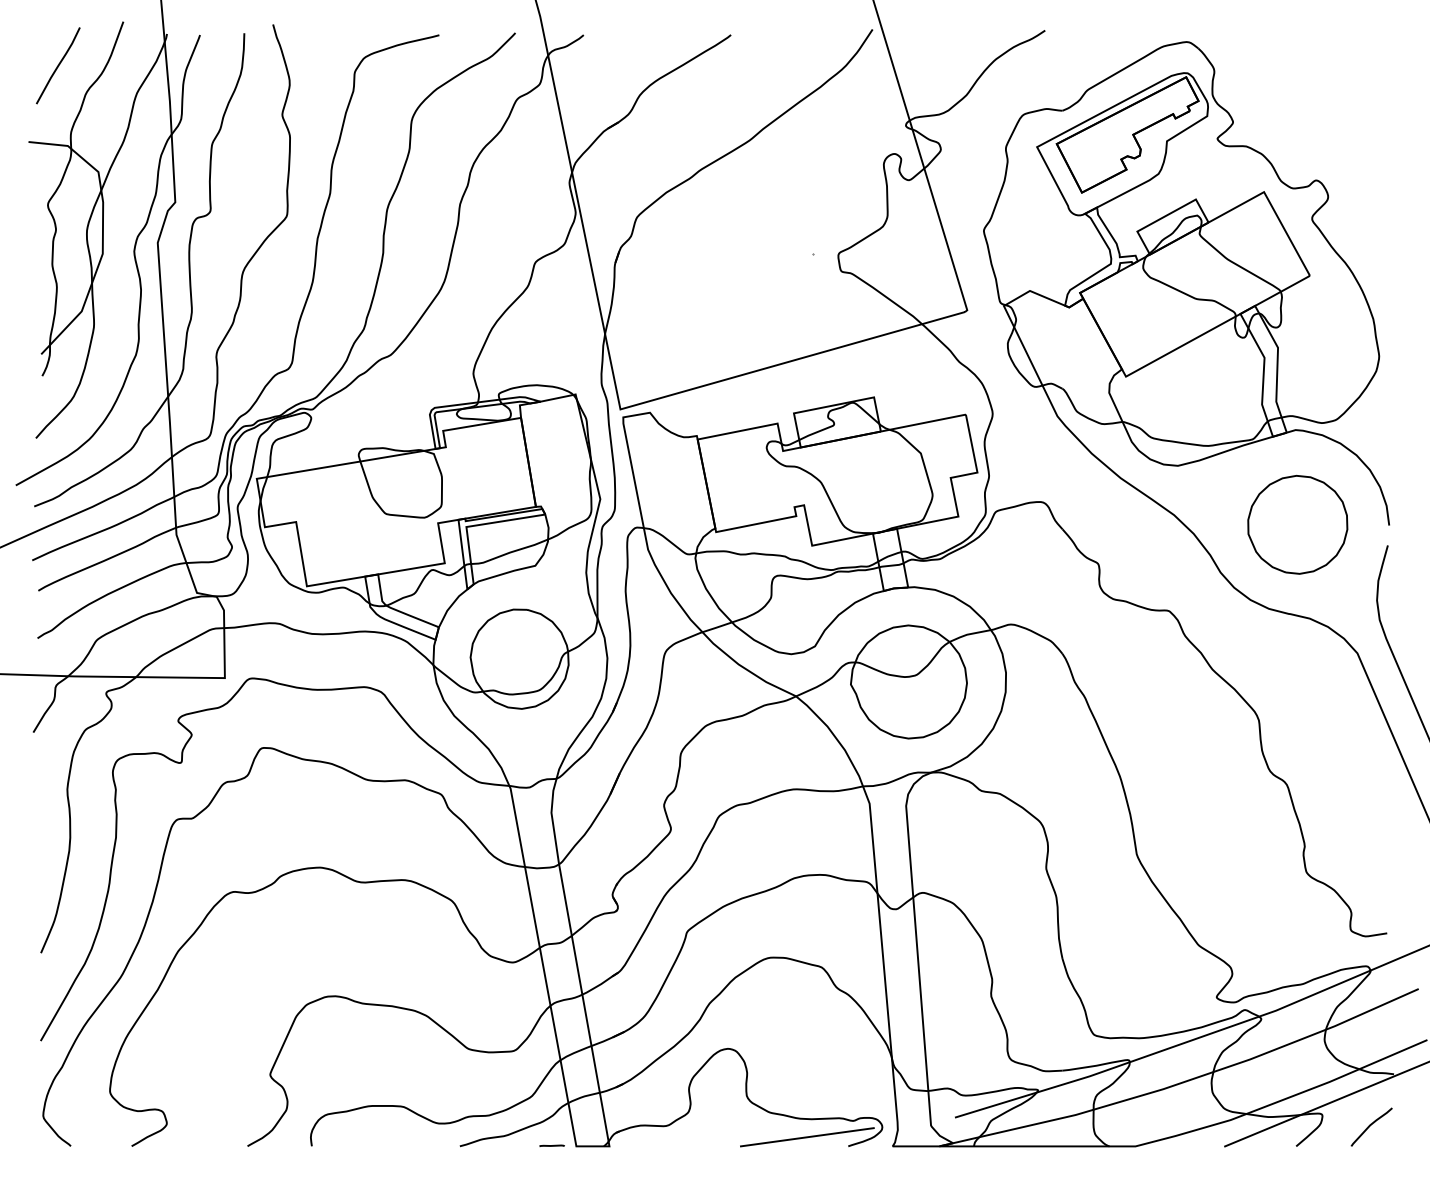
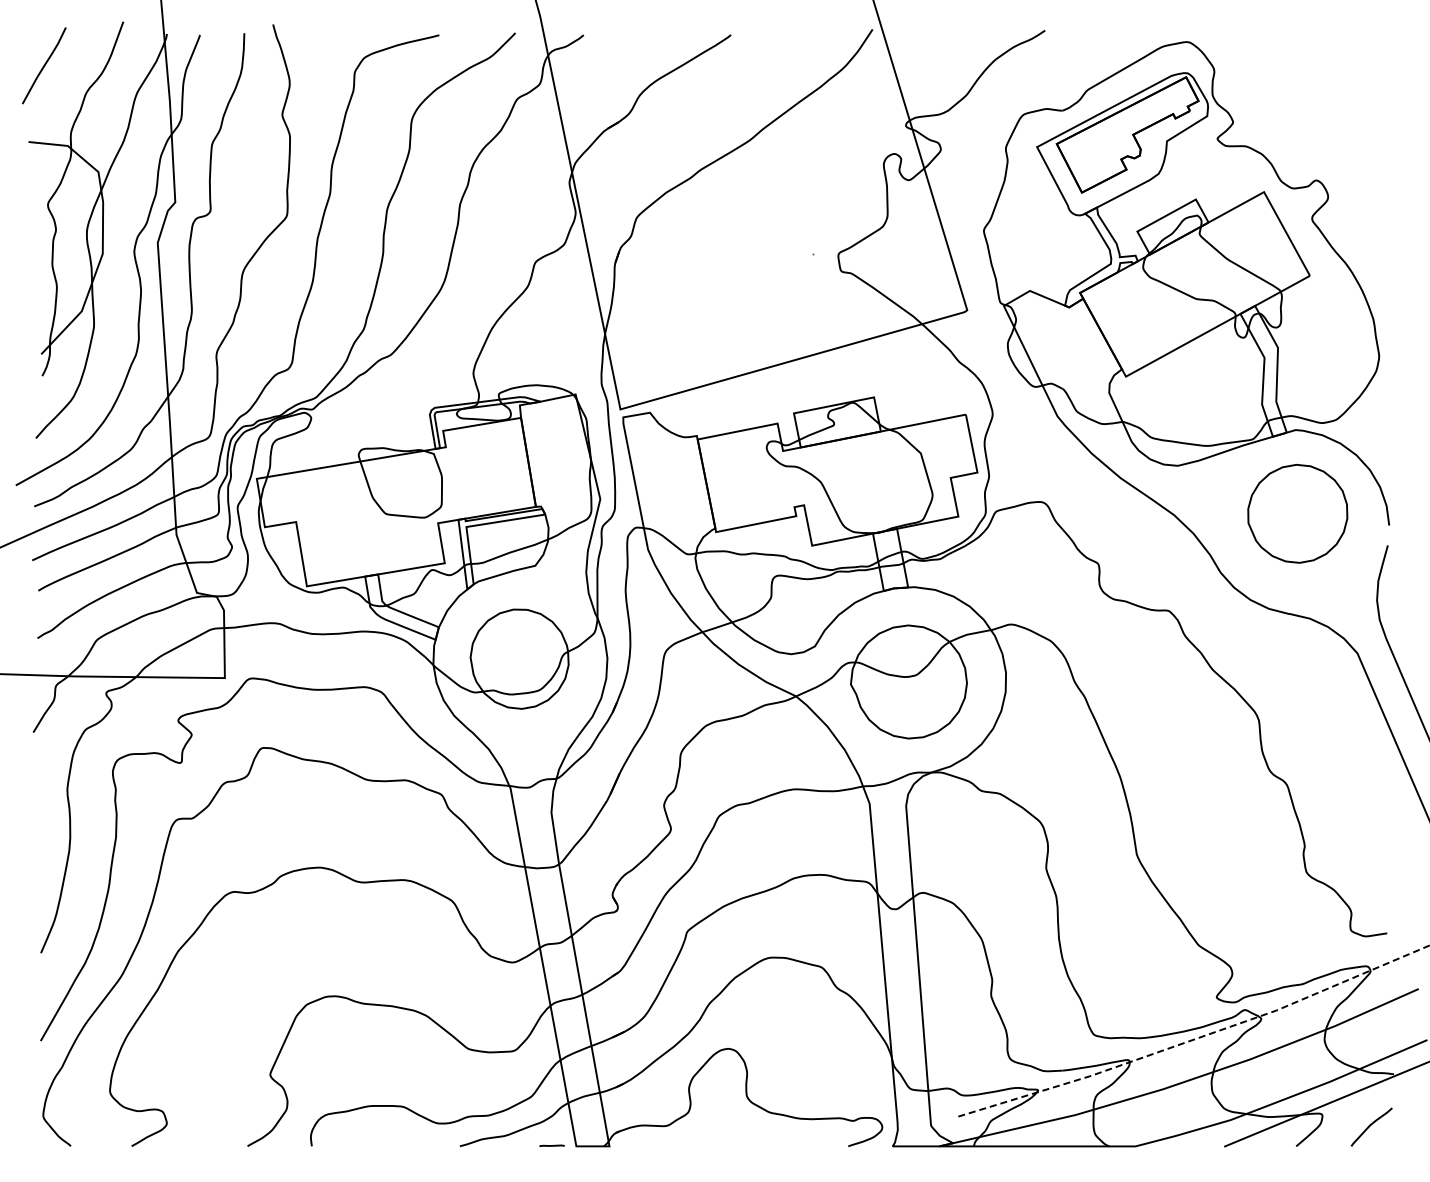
curve position: (58, 65) -> (44, 65) (44, 65)
part position: (1297, 524) -> (1297, 513) (1297, 513)
line: solid -> dashed (1194, 1039)
line: present -> none (806, 1137)
